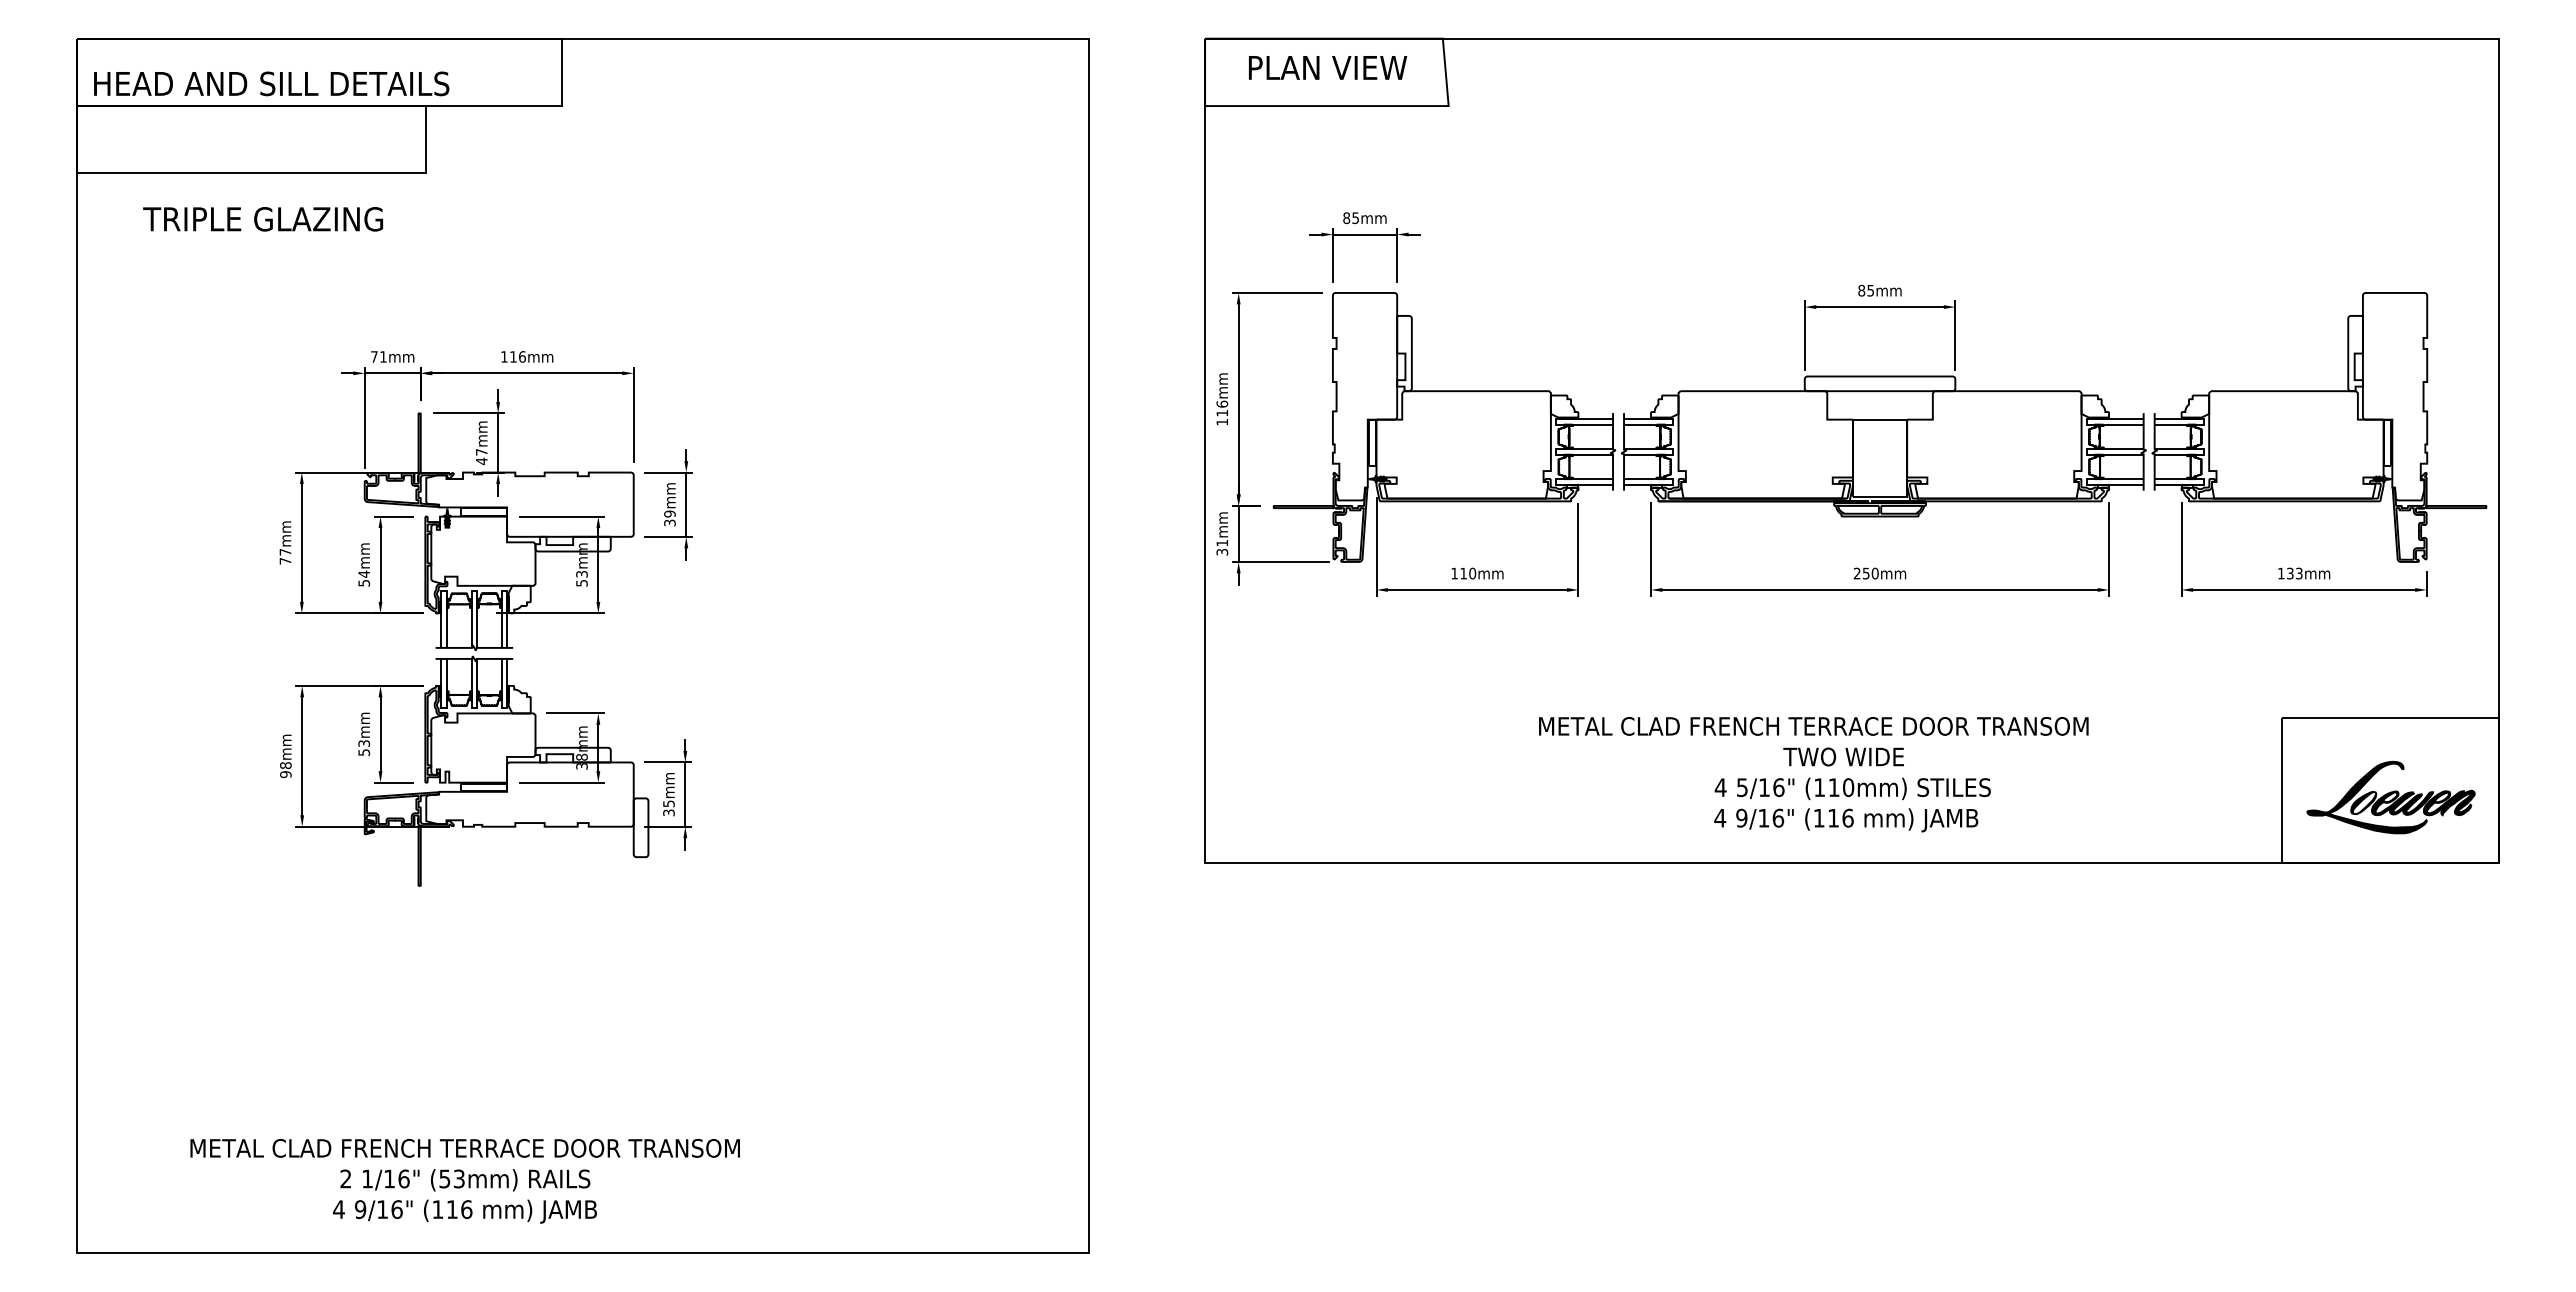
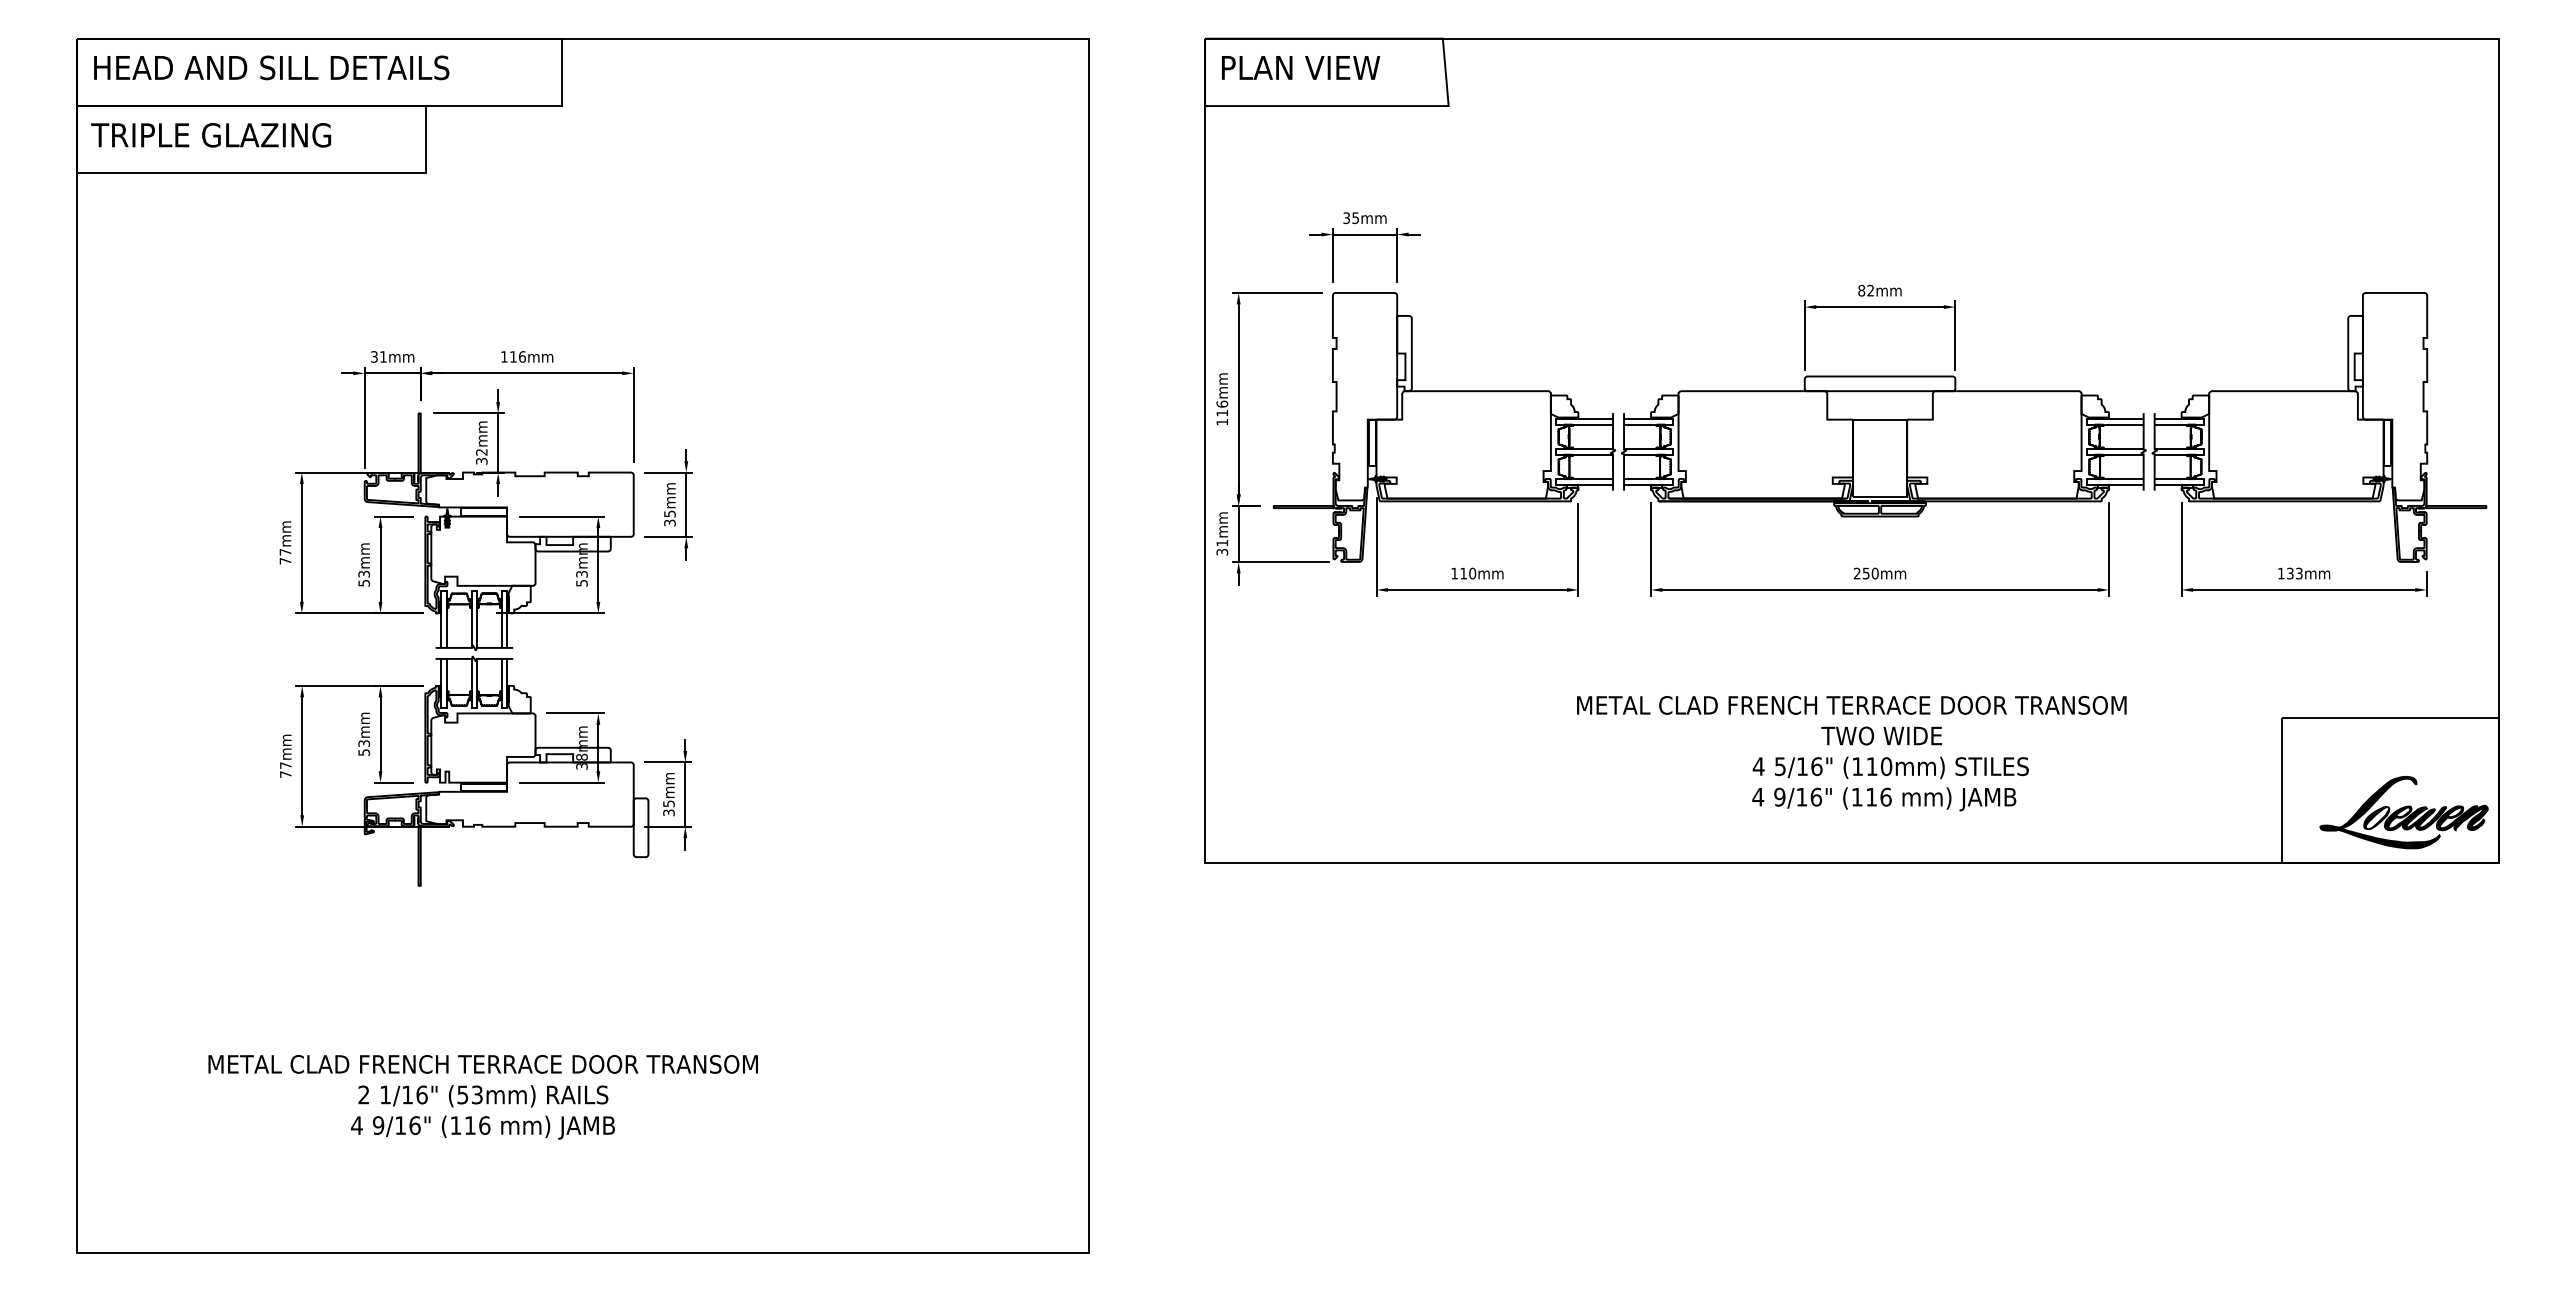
text position: (1328, 67) -> (1301, 67) (1301, 67)
text position: (271, 83) -> (271, 67) (271, 67)
text: 85mm -> 35mm (1346, 217)
text position: (262, 219) -> (210, 135) (210, 135)
text: 85mm -> 82mm (1870, 290)
text: 71mm -> 31mm (374, 356)
text: 47mm -> 32mm (481, 457)
text: 39mm -> 35mm (669, 513)
text: 54mm -> 53mm (364, 573)
text: 98mm -> 77mm (285, 770)
text position: (1813, 774) -> (1851, 753) (1851, 753)
part position: (2390, 797) -> (2403, 812) (2403, 812)
text position: (464, 1181) -> (482, 1097) (482, 1097)
